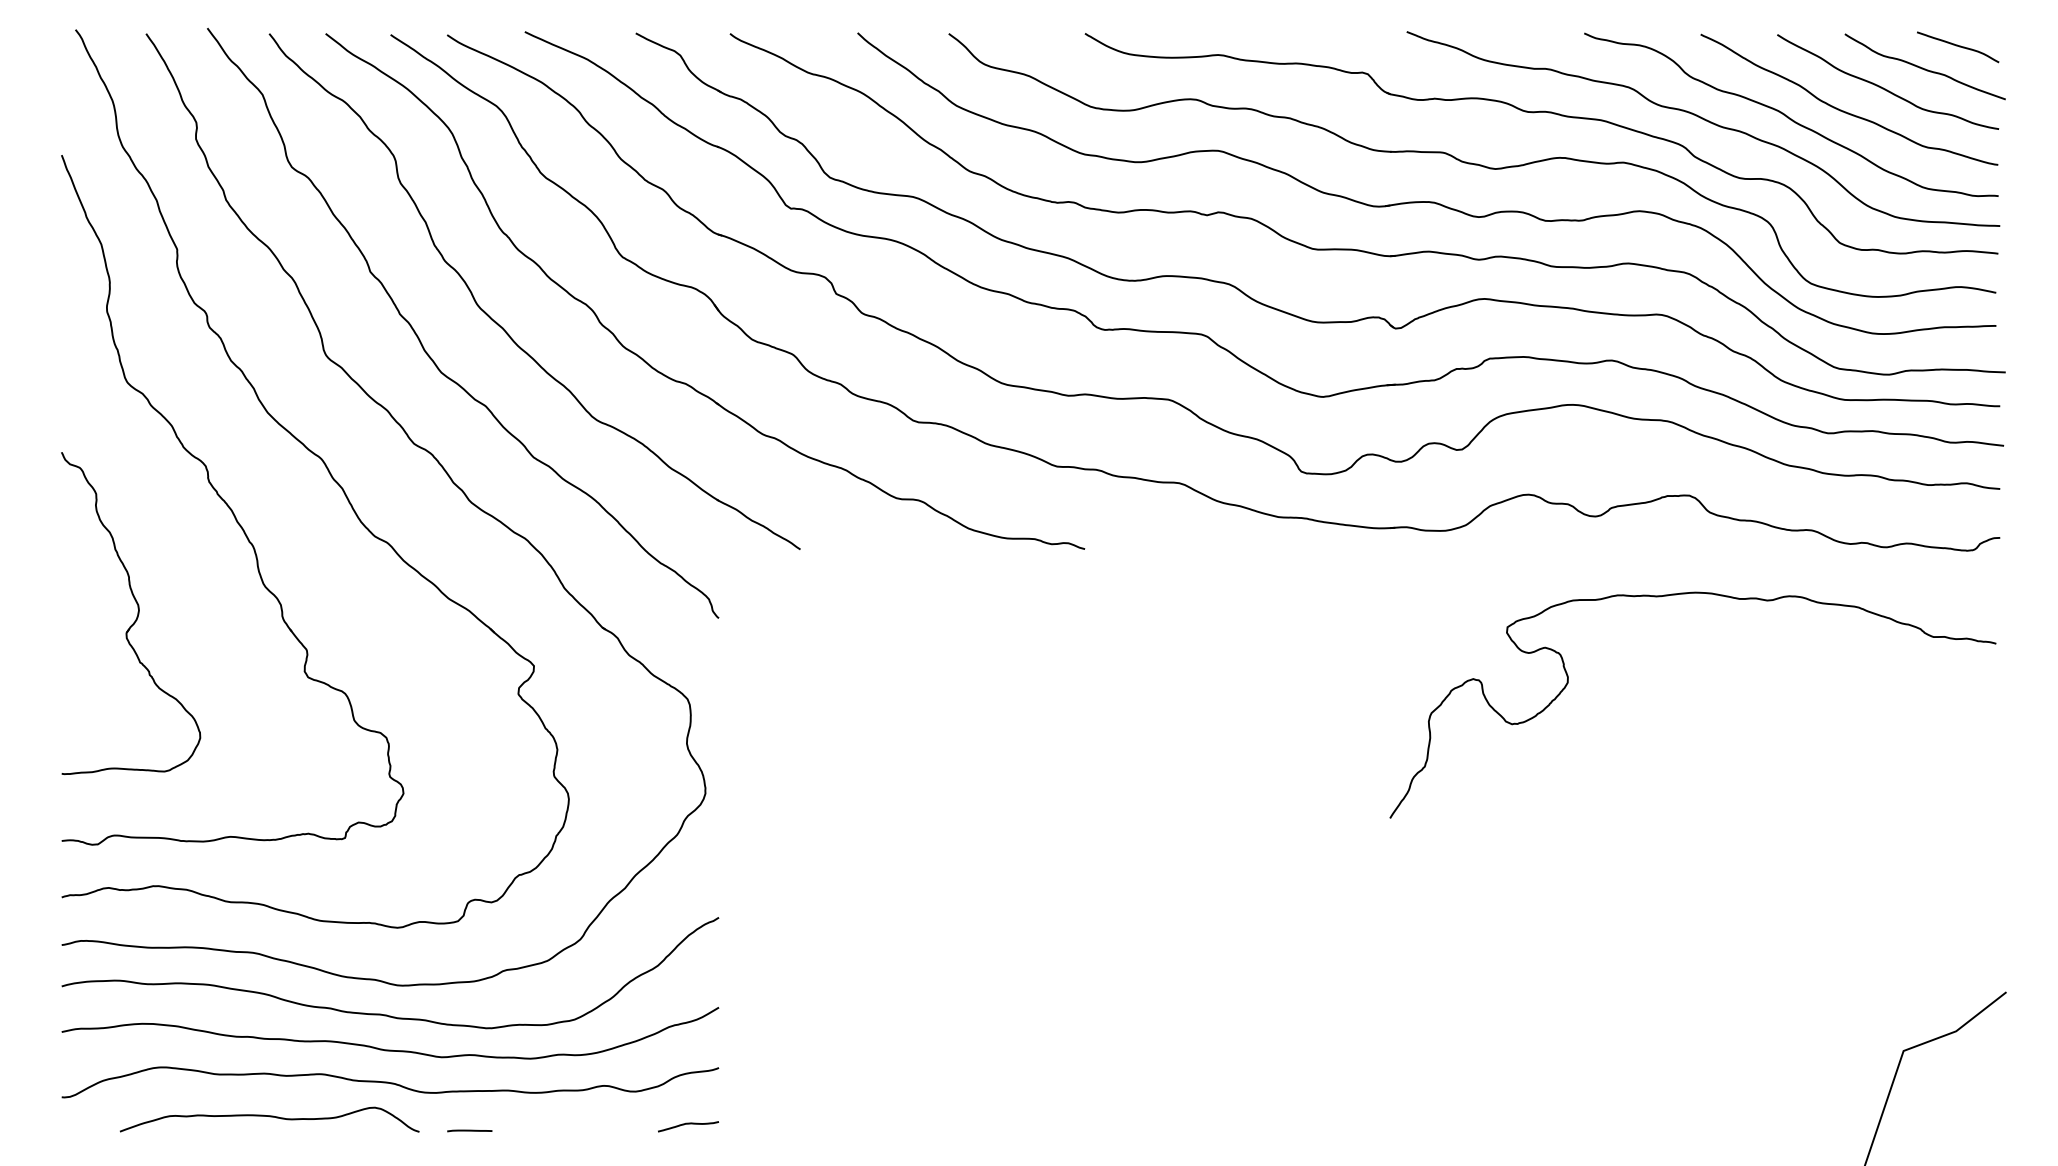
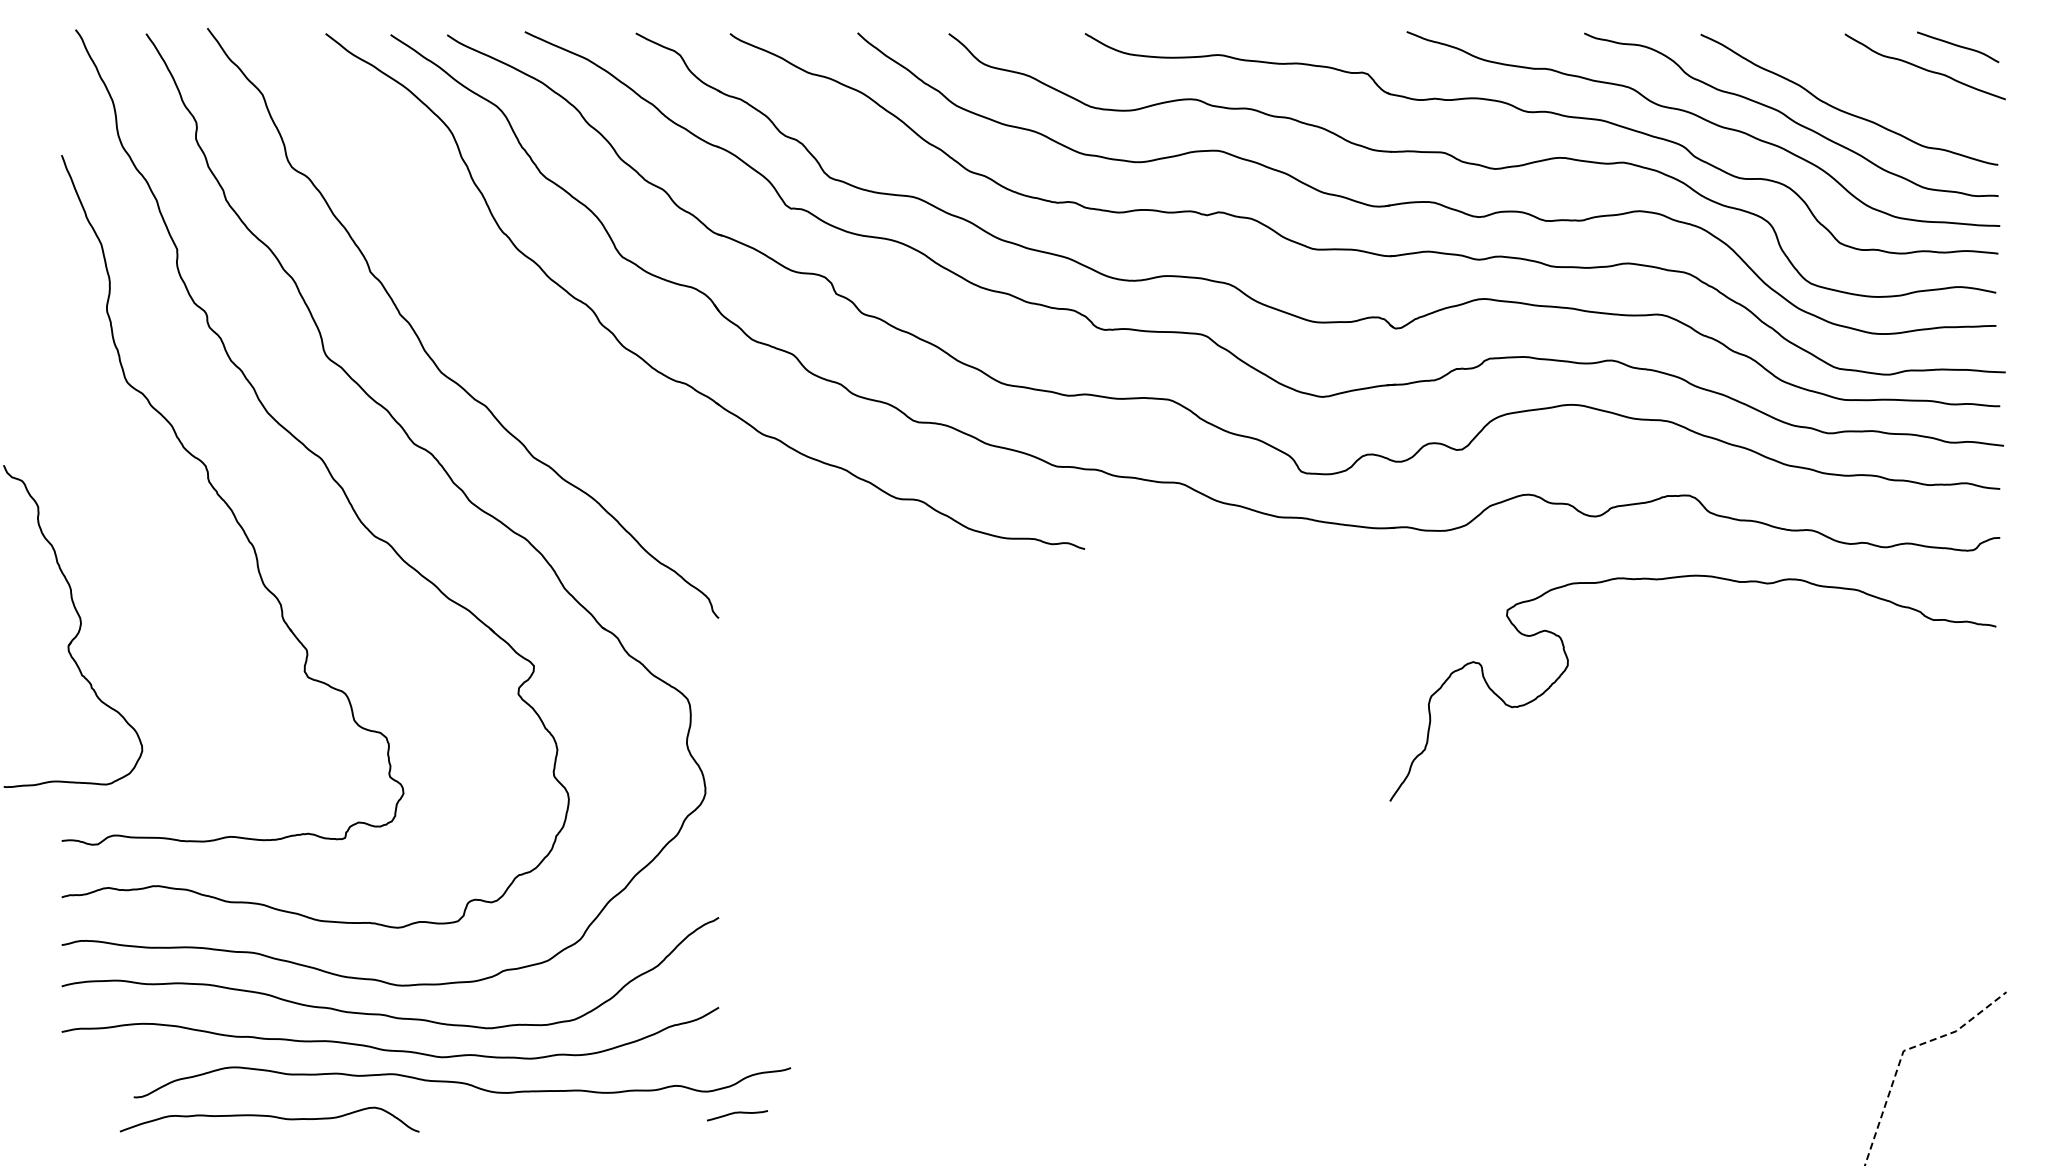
curve: present -> none (1885, 88)
part: present -> none (502, 326)
curve position: (1686, 594) -> (1686, 577) (1686, 577)
part position: (131, 613) -> (73, 626) (73, 626)
line: solid -> dashed (1903, 1050)
curve position: (390, 1082) -> (462, 1082) (462, 1082)
curve position: (688, 1124) -> (737, 1113) (737, 1113)
line: present -> none (469, 1130)
